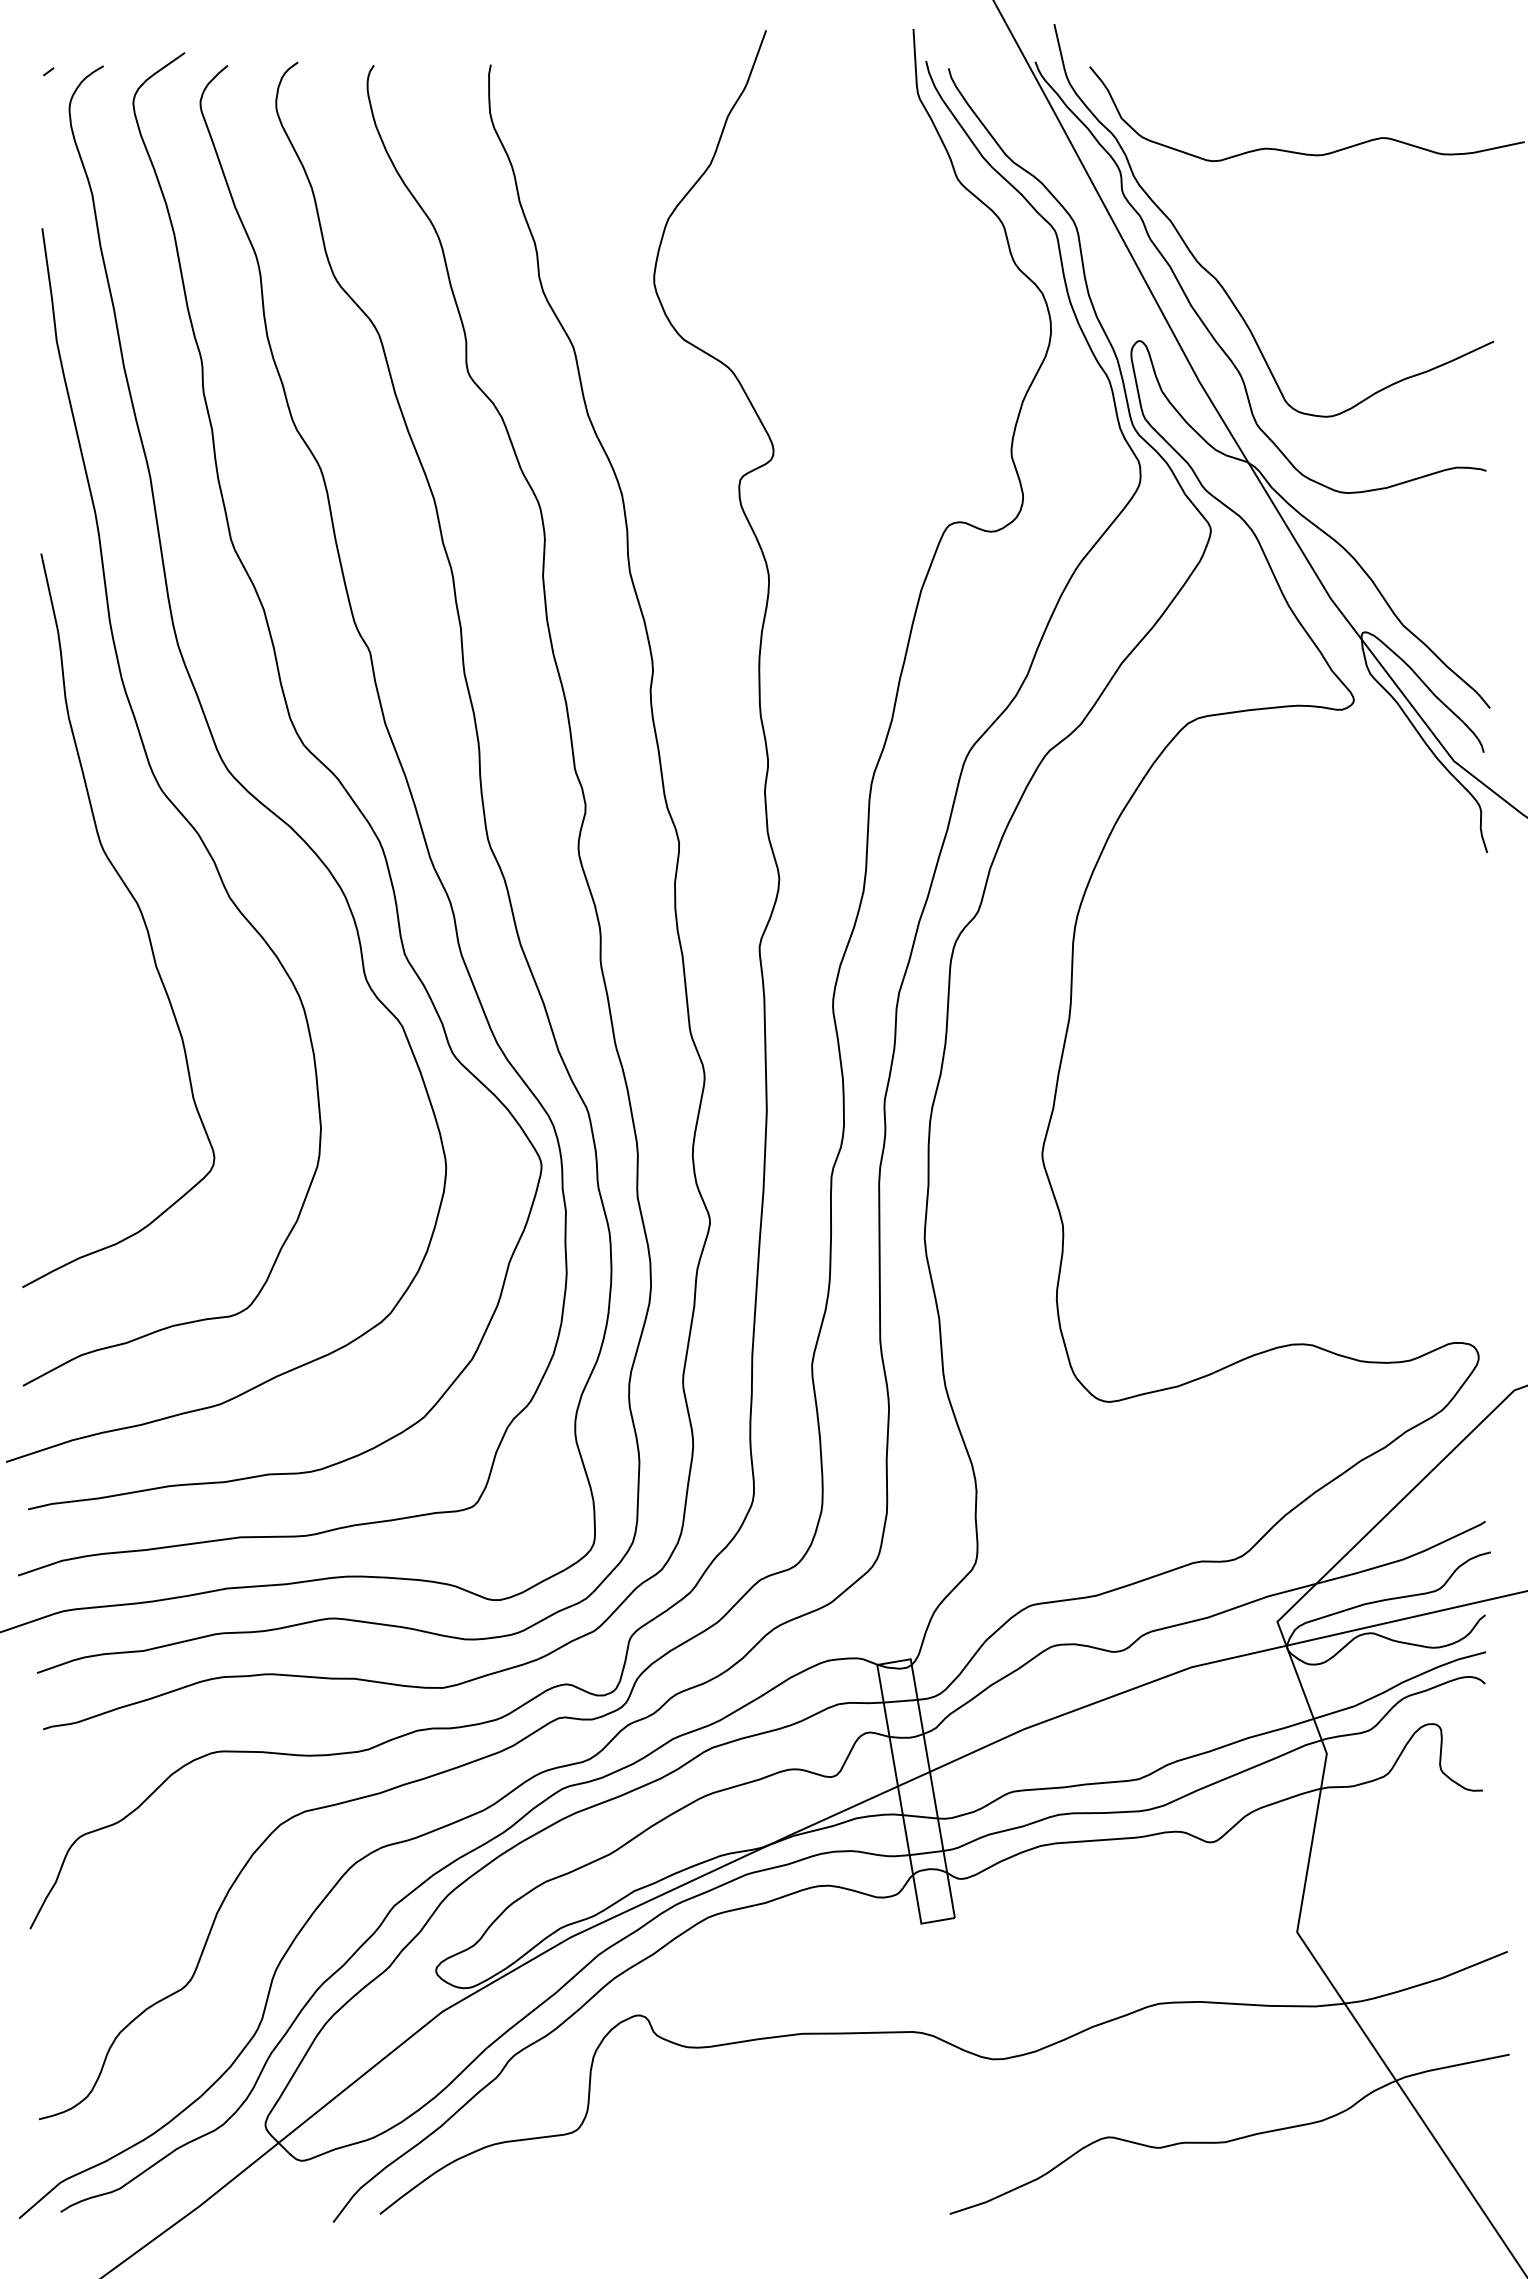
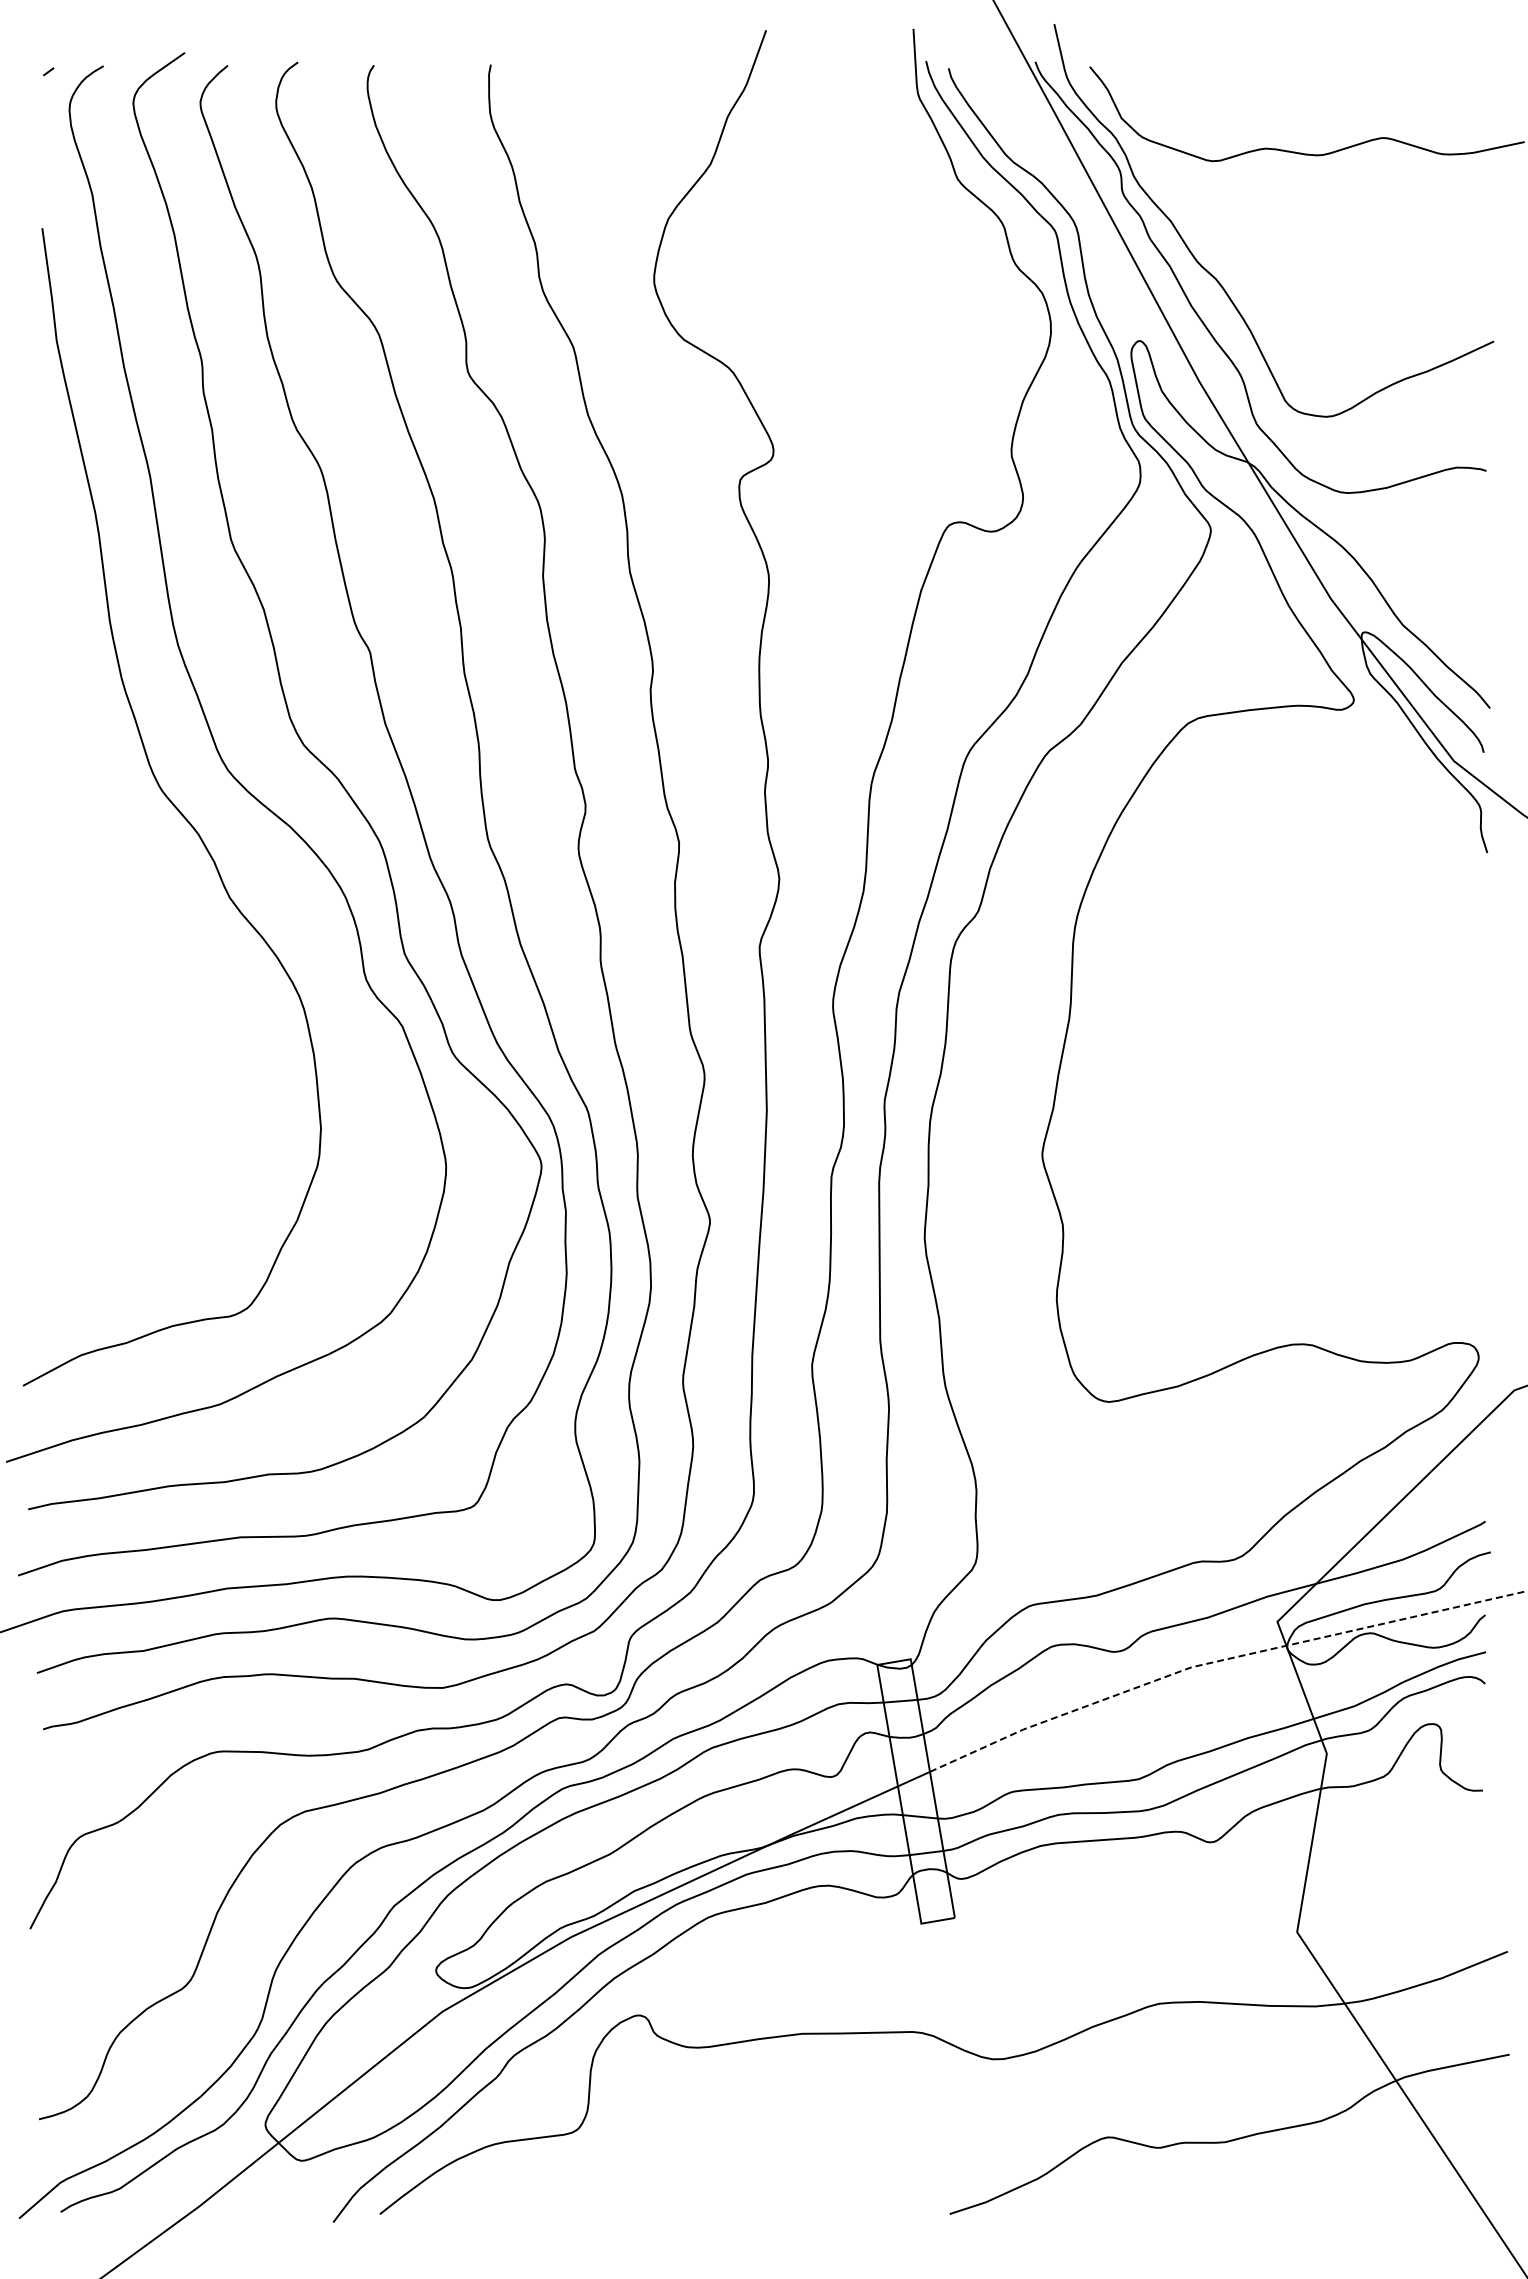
curve: present -> none (139, 911)
line: solid -> dashed (1220, 1660)
